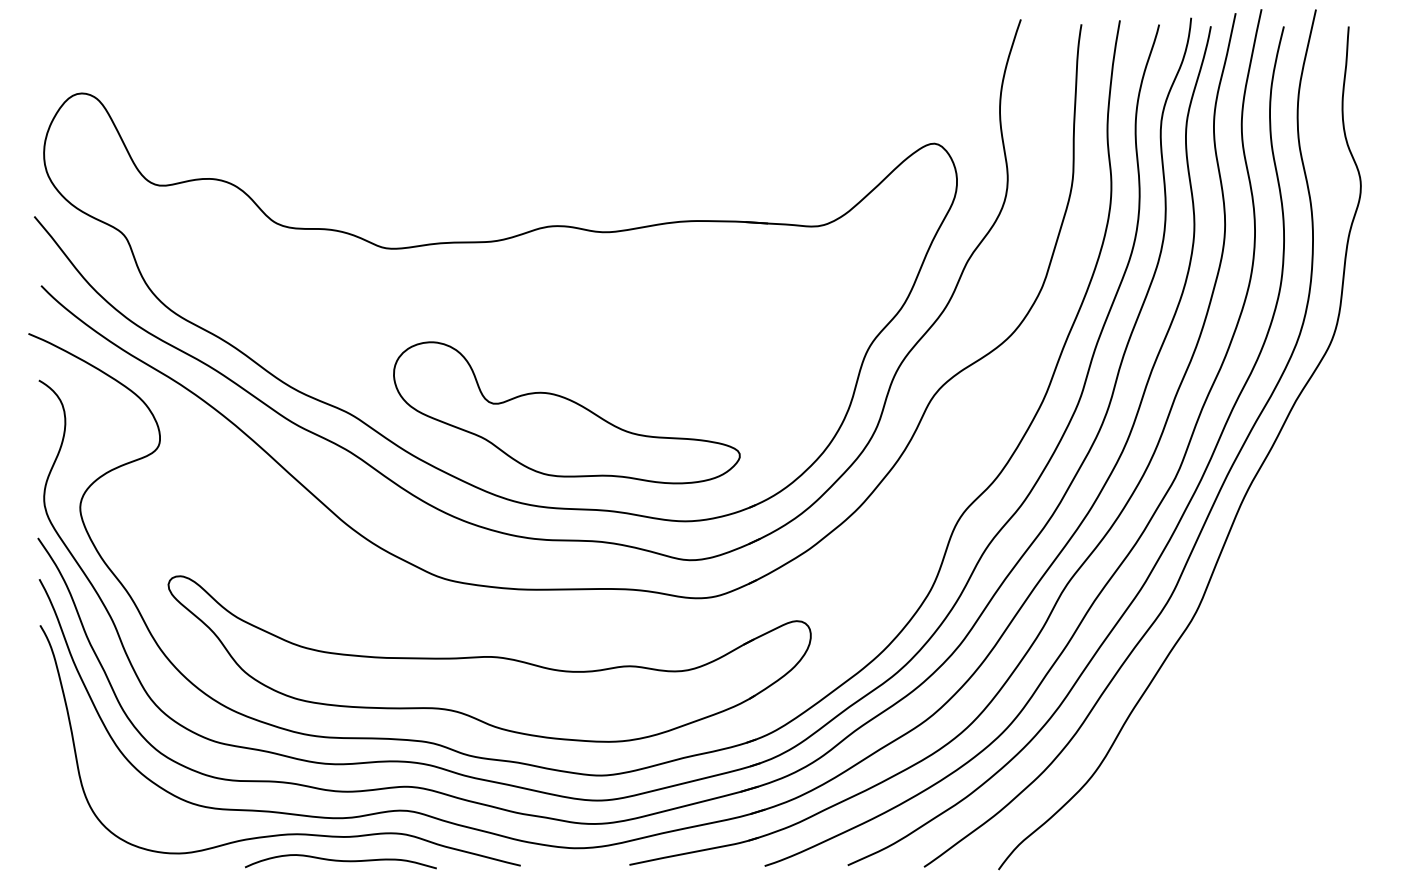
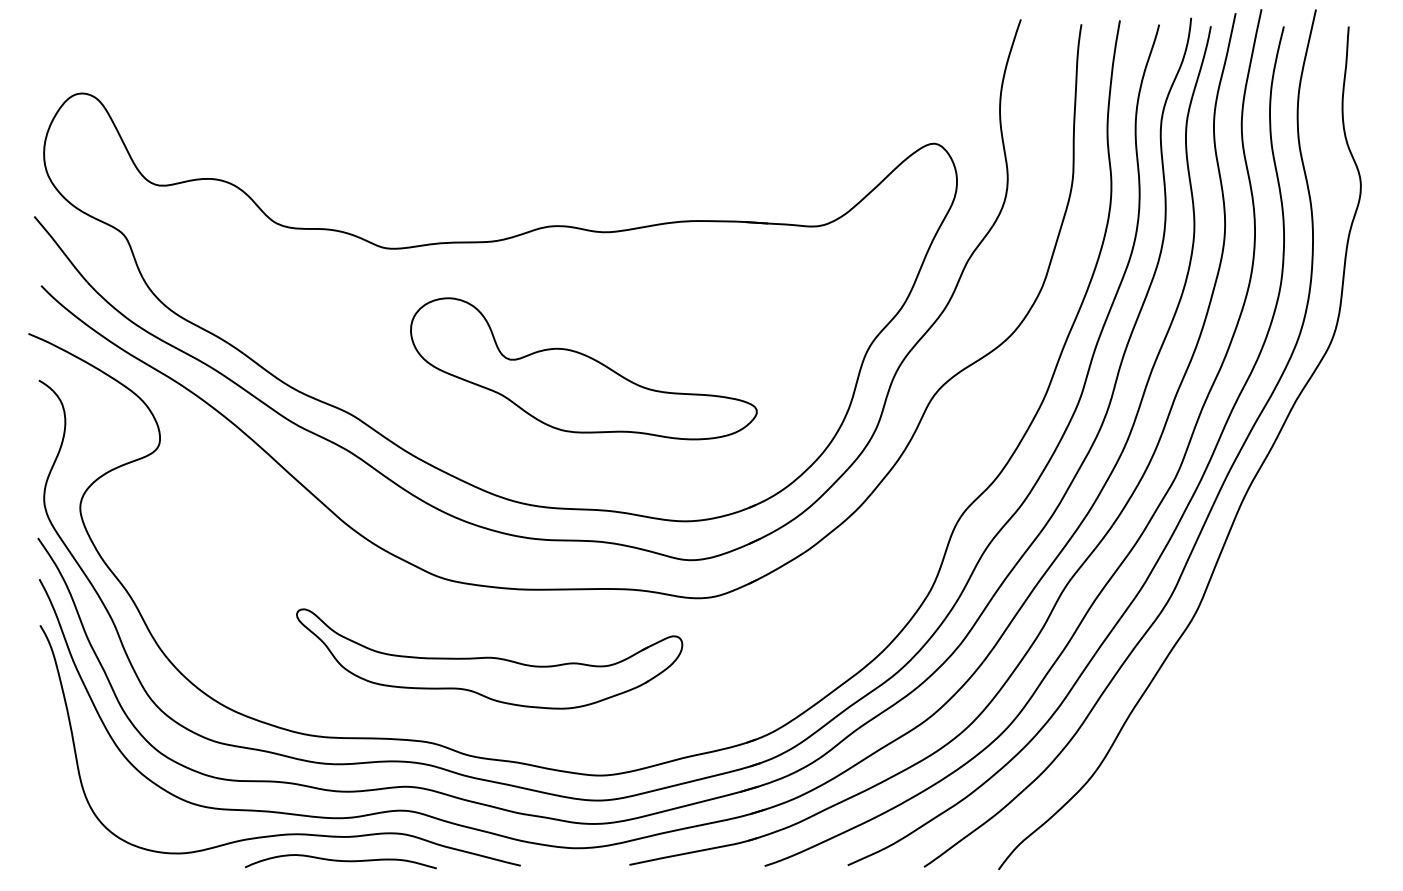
part position: (566, 412) -> (583, 368) (583, 368)
part size: 645x168 px -> 388x102 px (489, 658)
